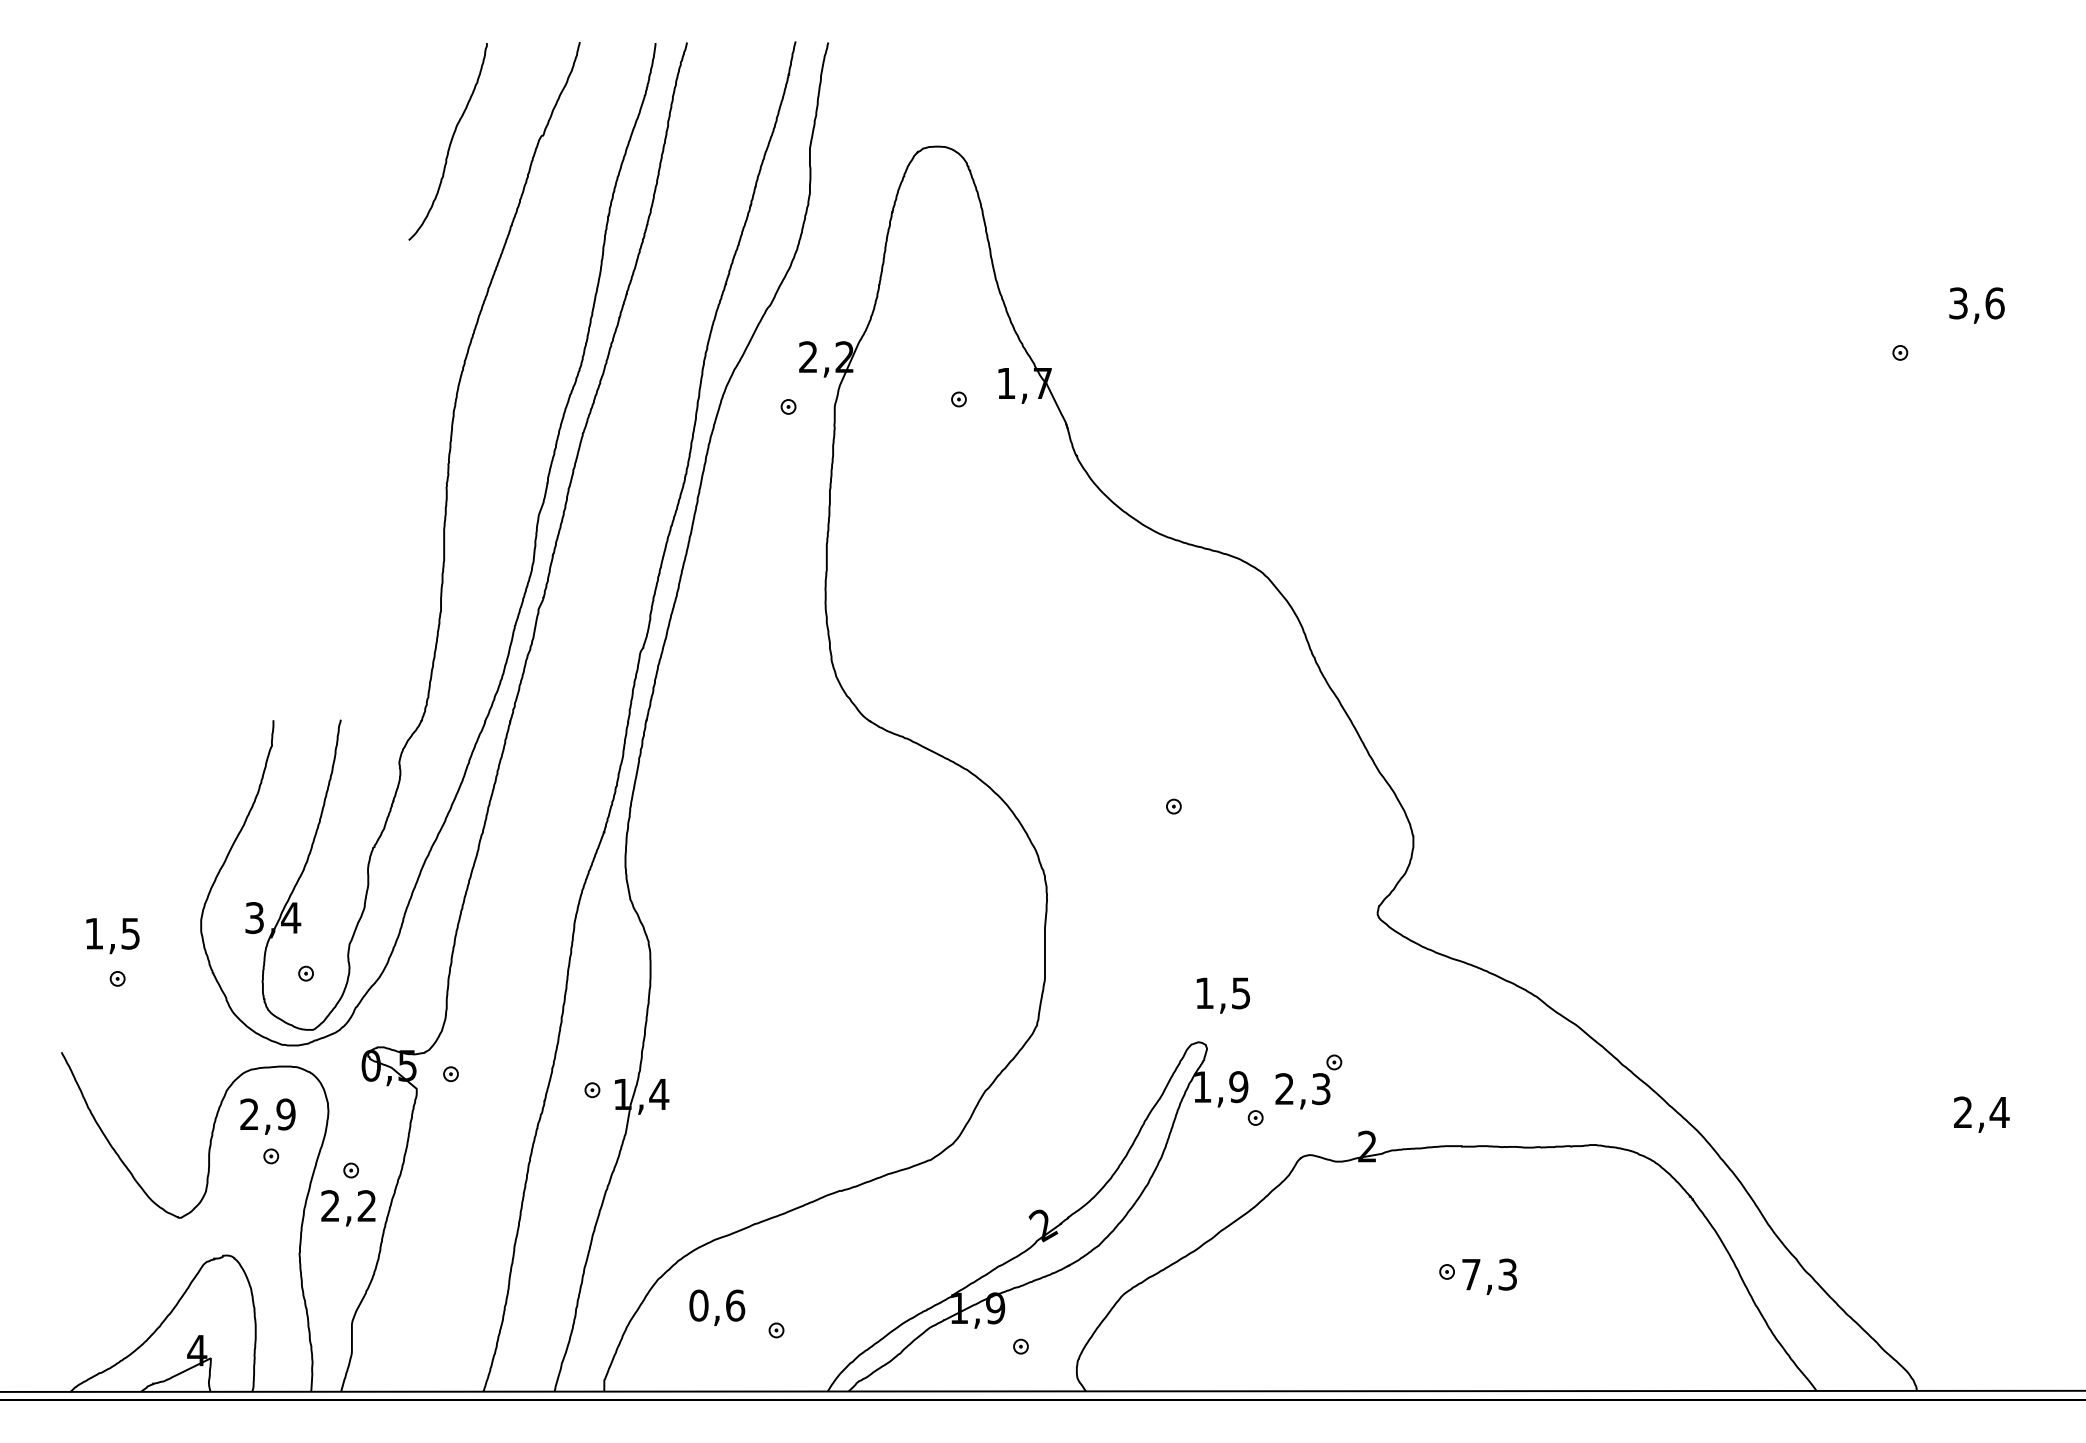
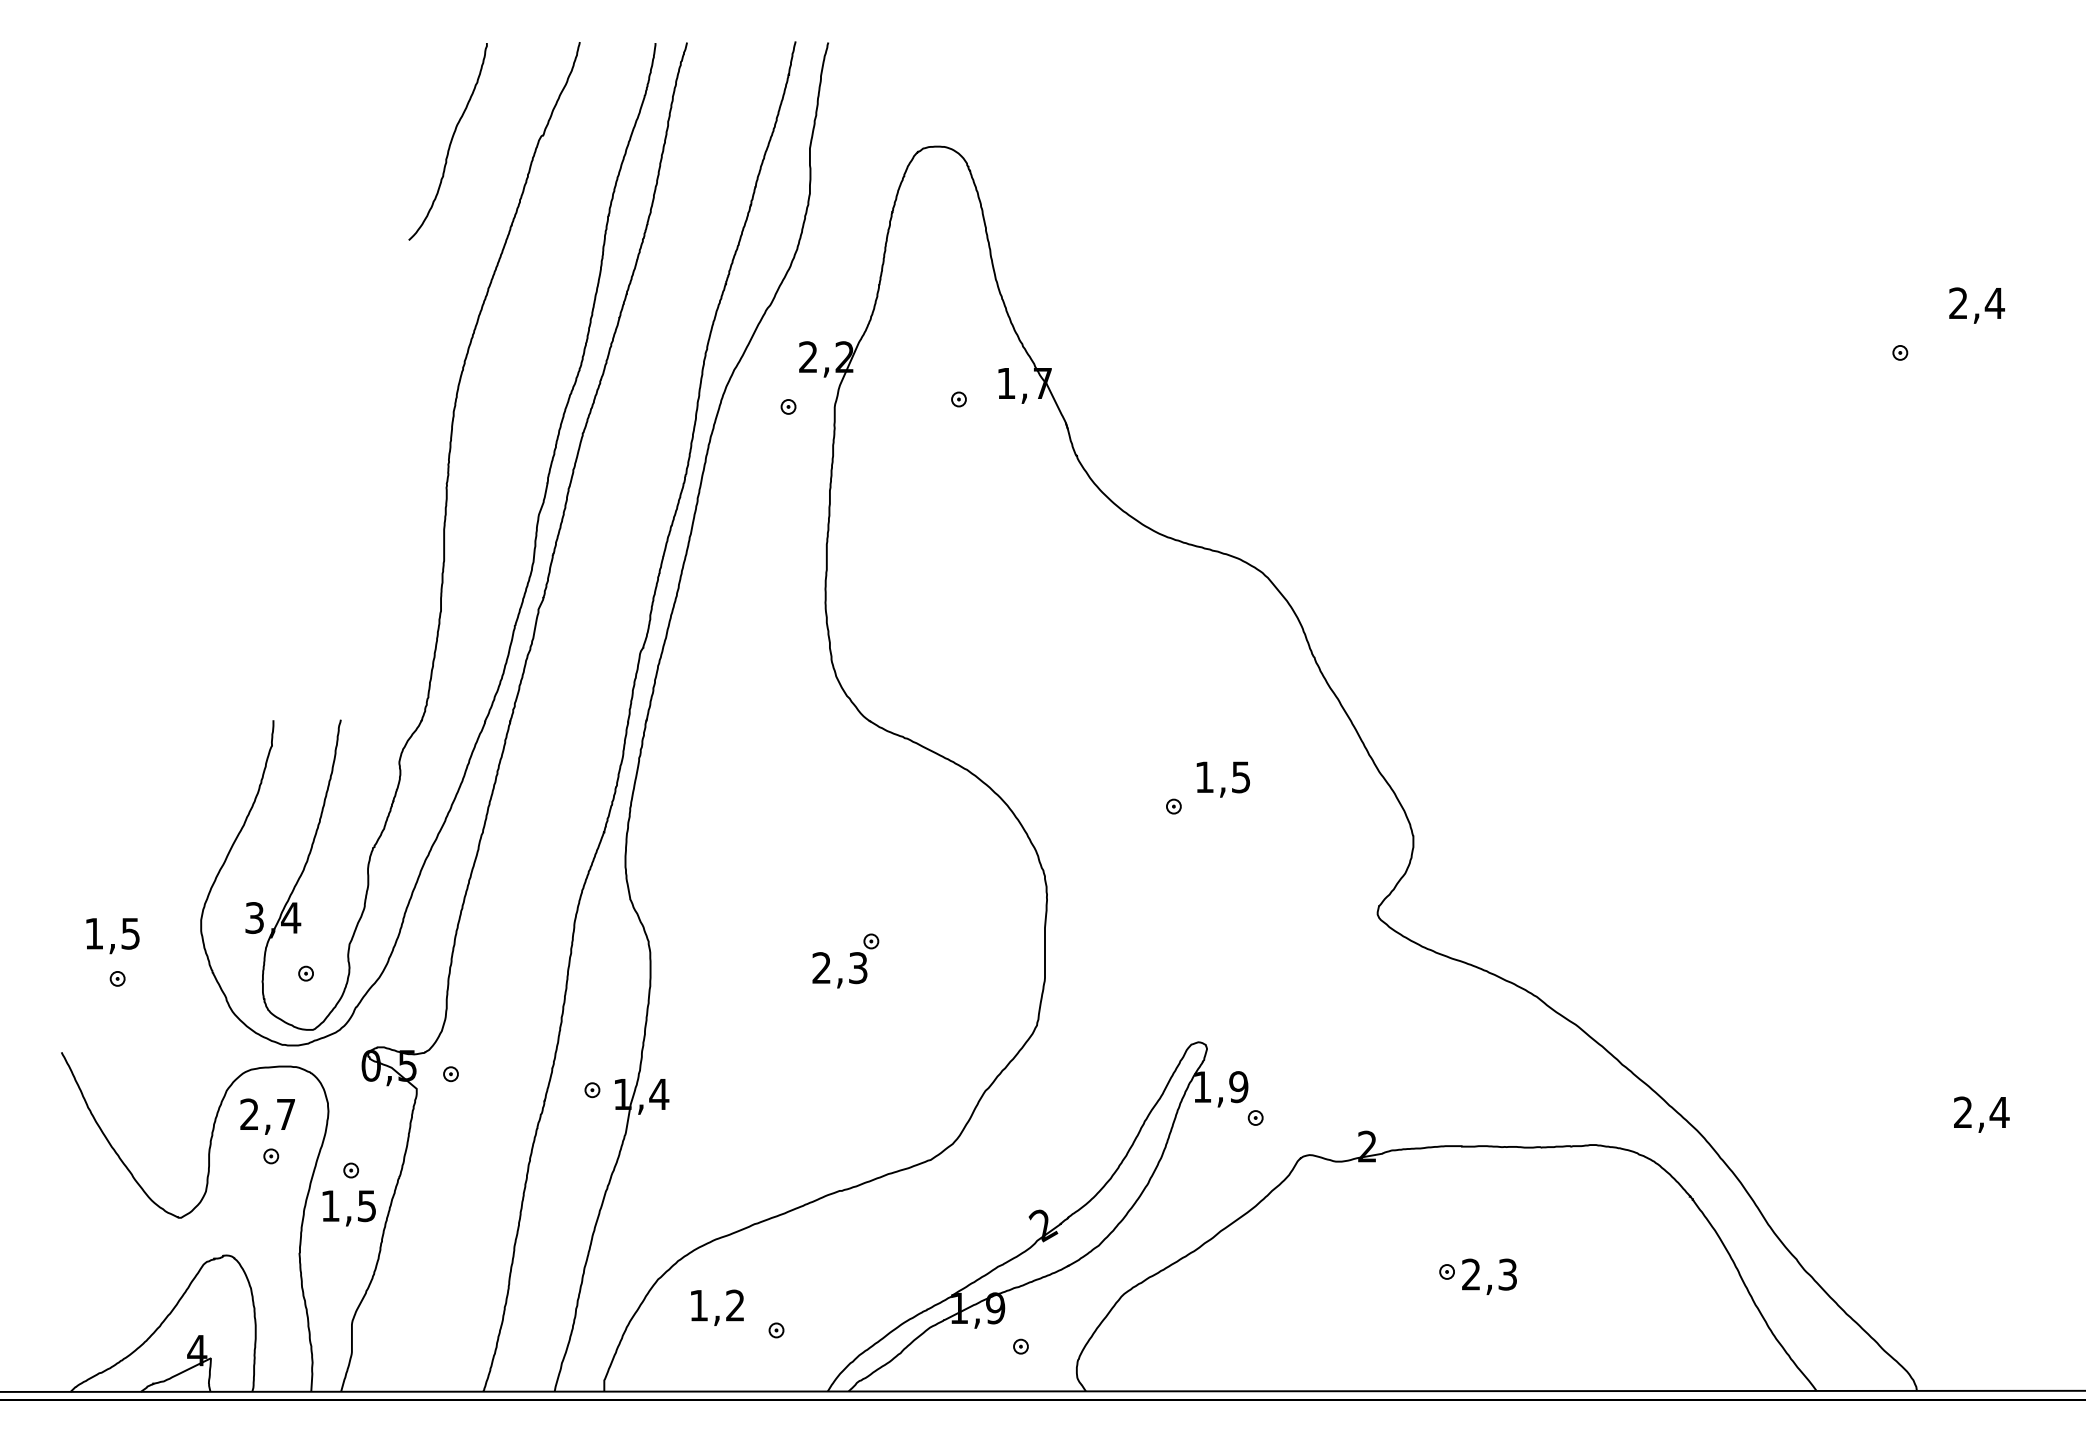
text: 3,6 -> 2,4 (1977, 303)
text position: (1222, 995) -> (1222, 779) (1222, 779)
part position: (1313, 1077) -> (850, 956) (850, 956)
text: 2,9 -> 2,7 (285, 1114)
text: 2,2 -> 1,5 (348, 1206)
text: 7,3 -> 2,3 (1471, 1274)
text: 0,6 -> 1,2 (717, 1305)
